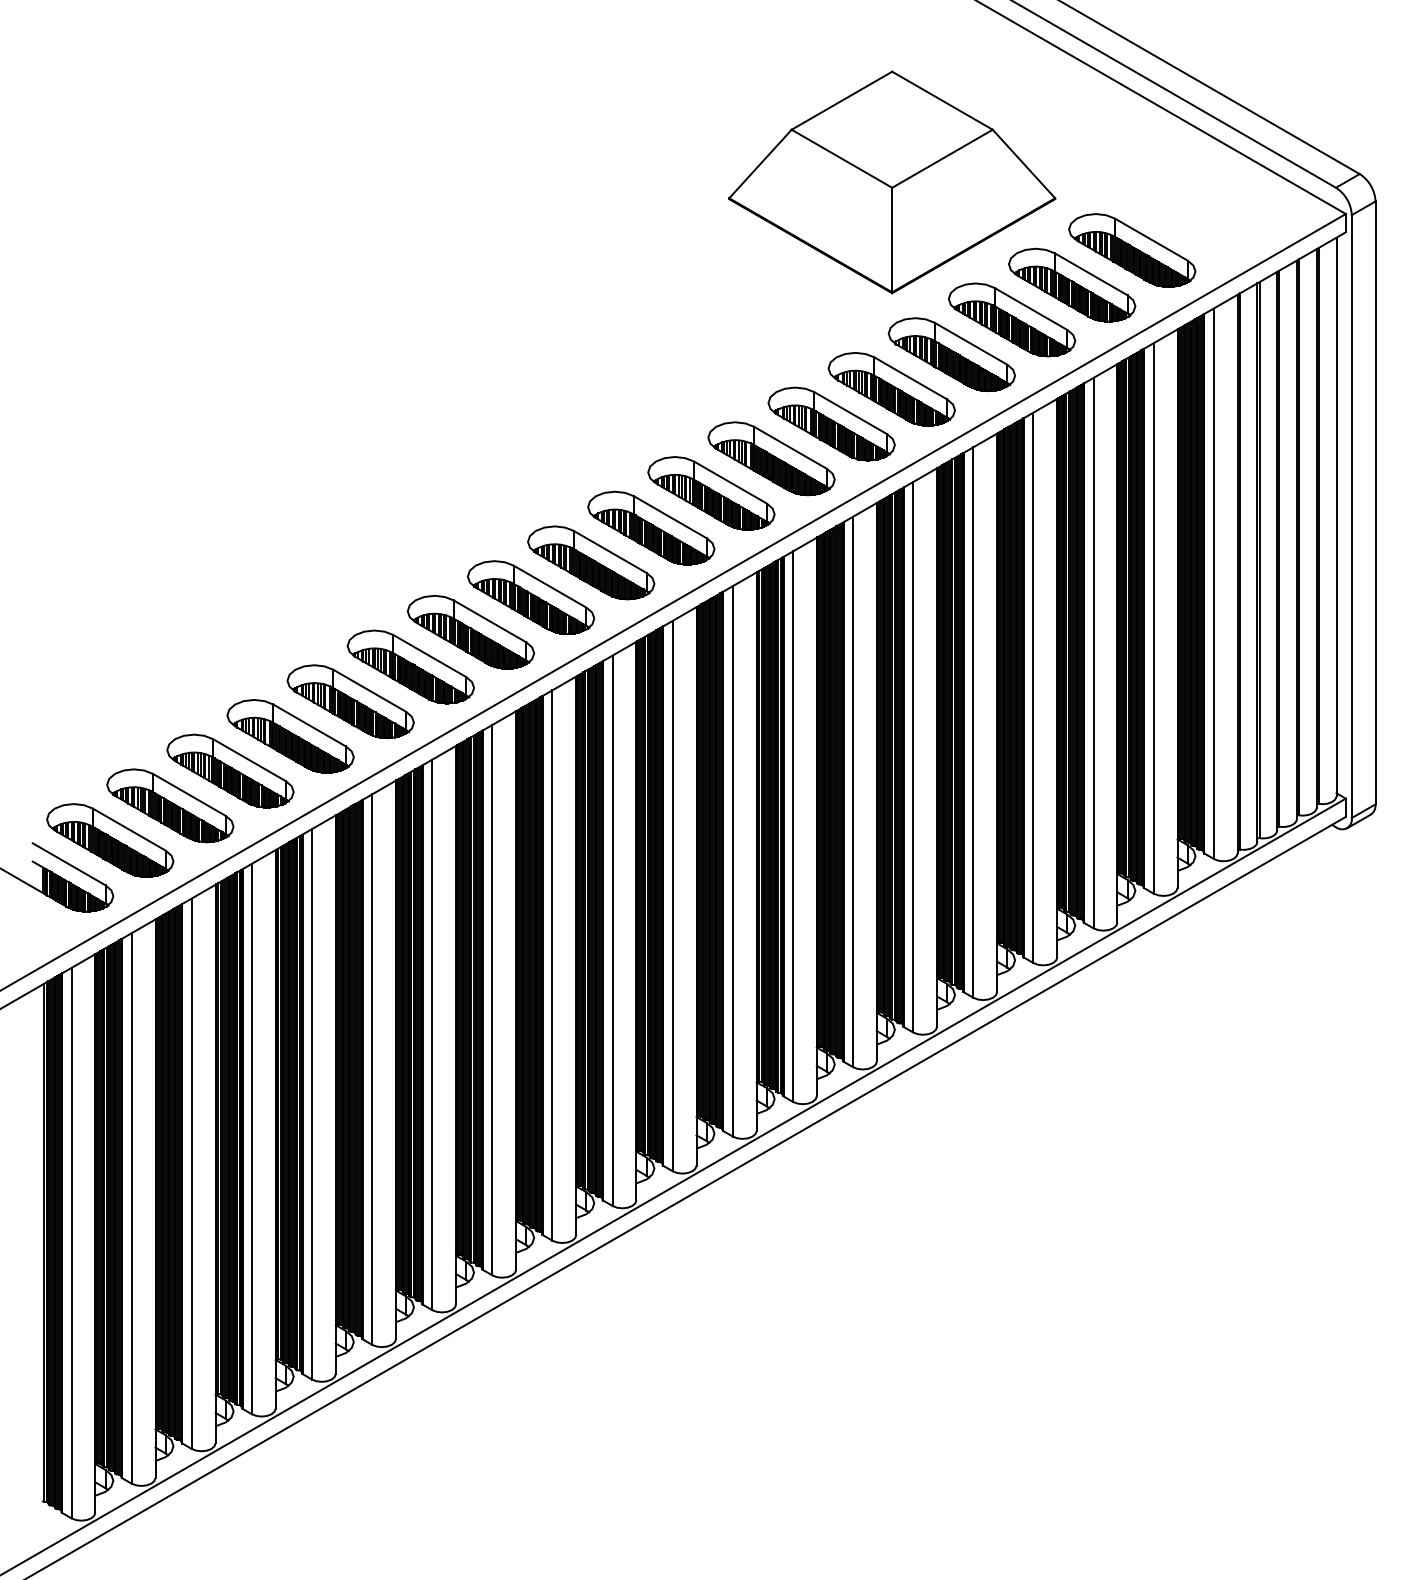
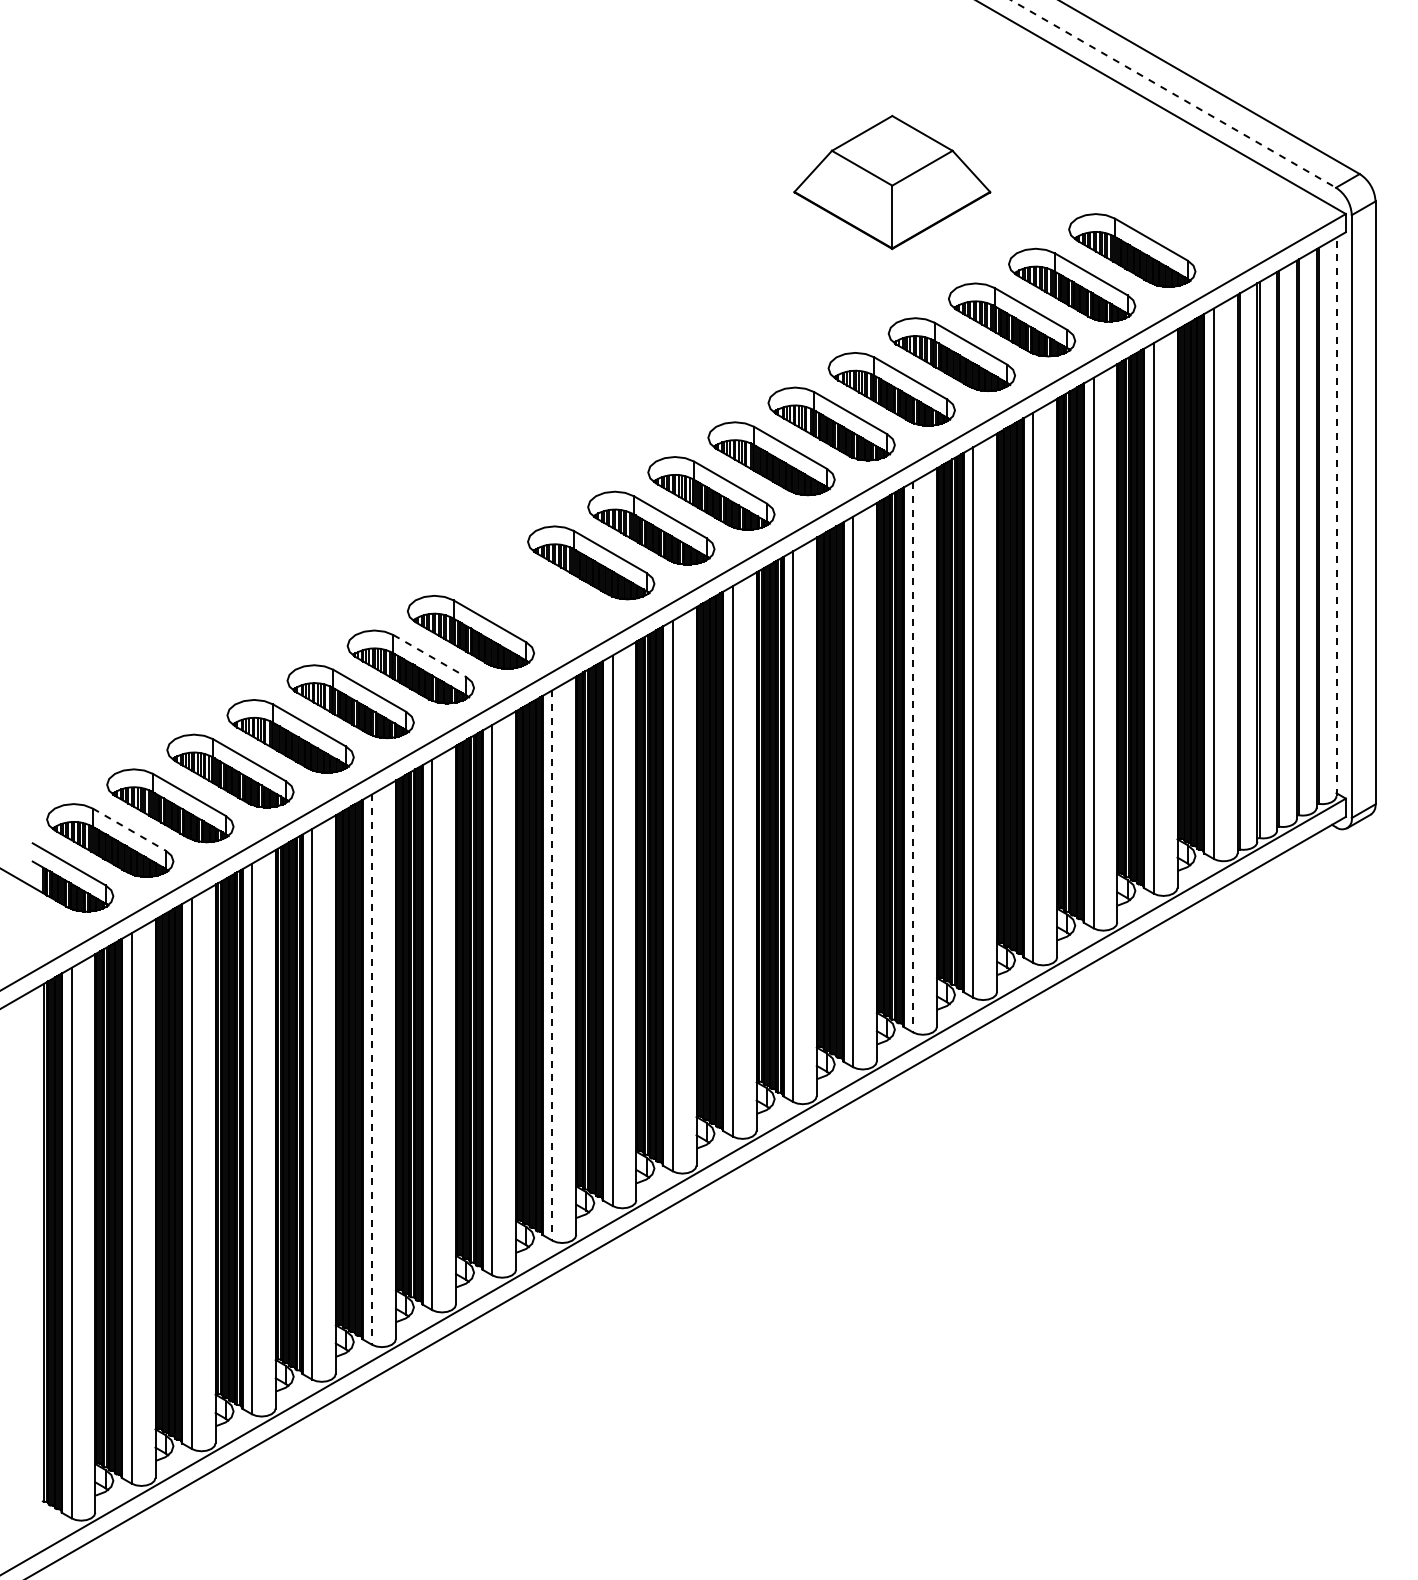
line: solid -> dashed (1174, 94)
part size: 329x225 px -> 199x137 px (892, 182)
line: solid -> dashed (1336, 516)
part: present -> none (531, 597)
line: solid -> dashed (430, 656)
line: solid -> dashed (913, 757)
line: solid -> dashed (129, 829)
line: solid -> dashed (552, 966)
line: solid -> dashed (372, 1070)
